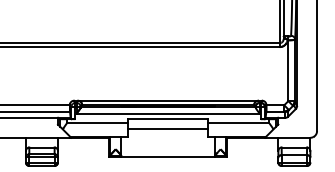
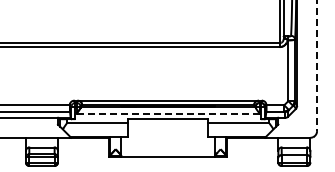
line: solid -> dashed (317, 66)
line: solid -> dashed (168, 113)
line: present -> none (168, 128)
